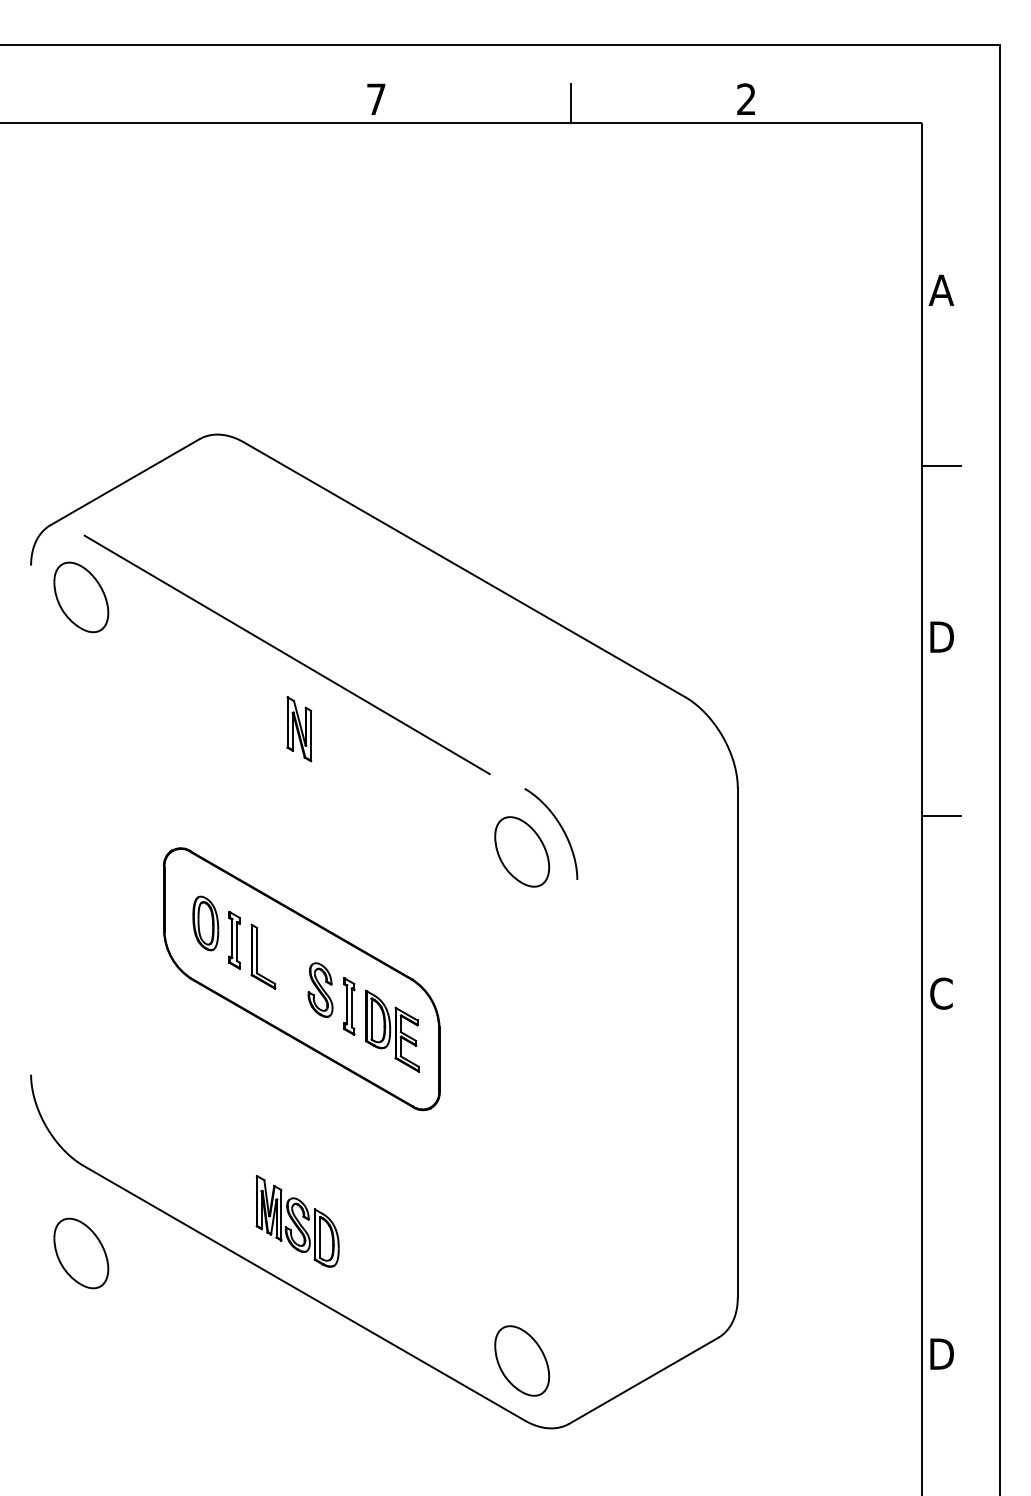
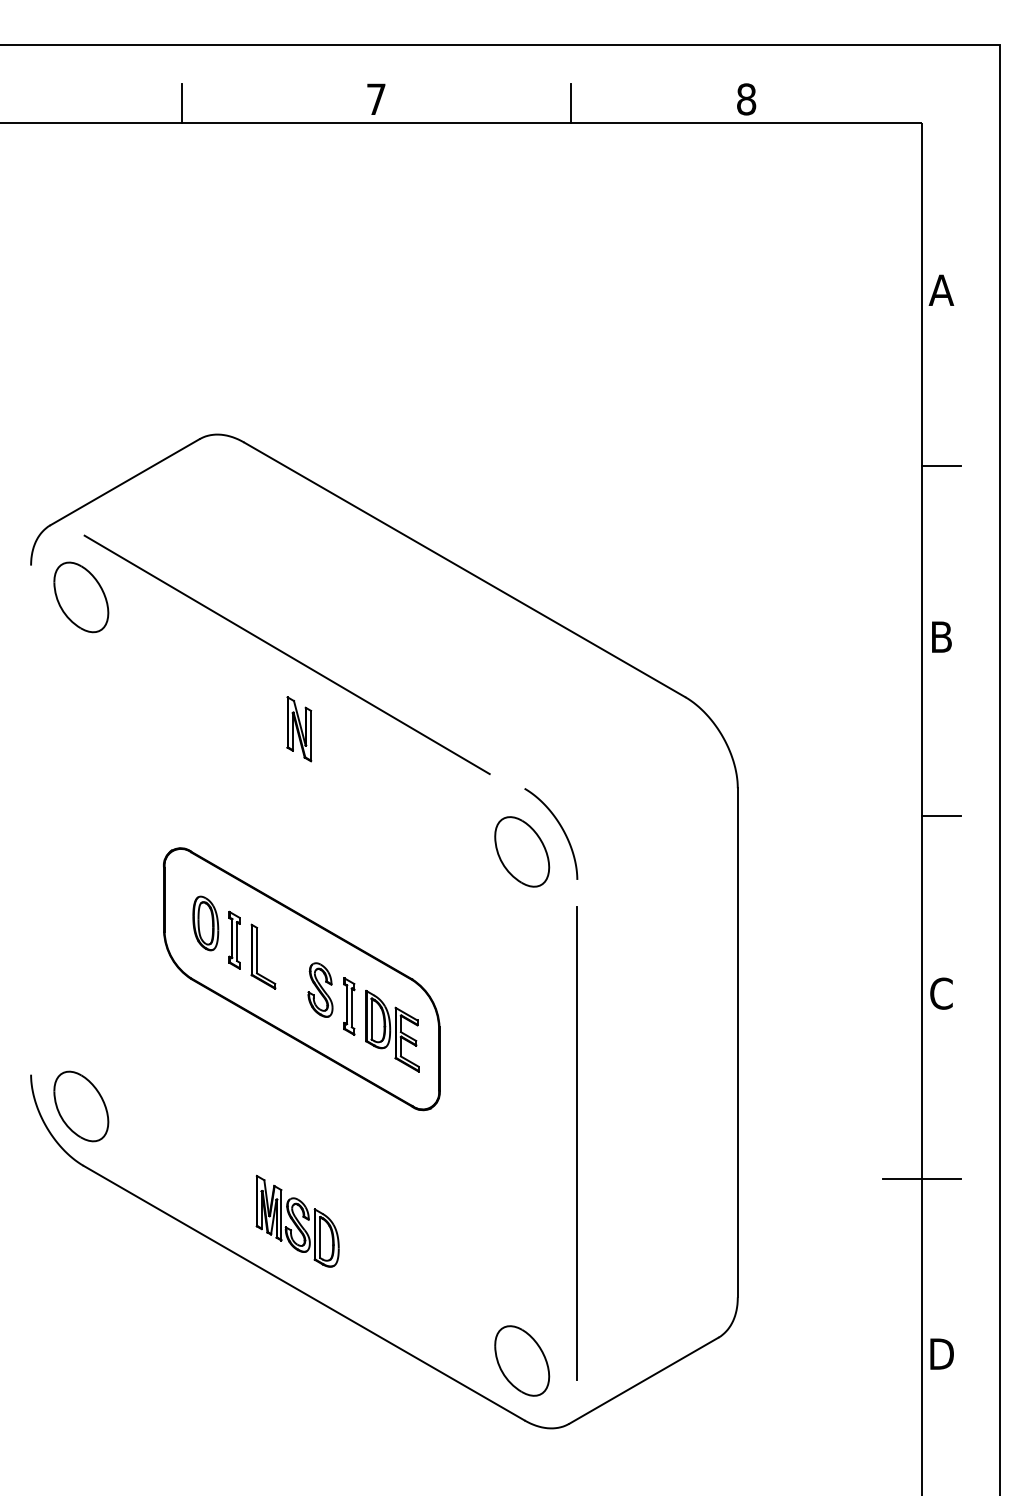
text: 2 -> 8 (746, 99)
line: none -> present (181, 102)
text: D -> B (941, 636)
line: none -> present (576, 1143)
line: none -> present (921, 1178)
part position: (81, 1253) -> (81, 1106) (81, 1106)
